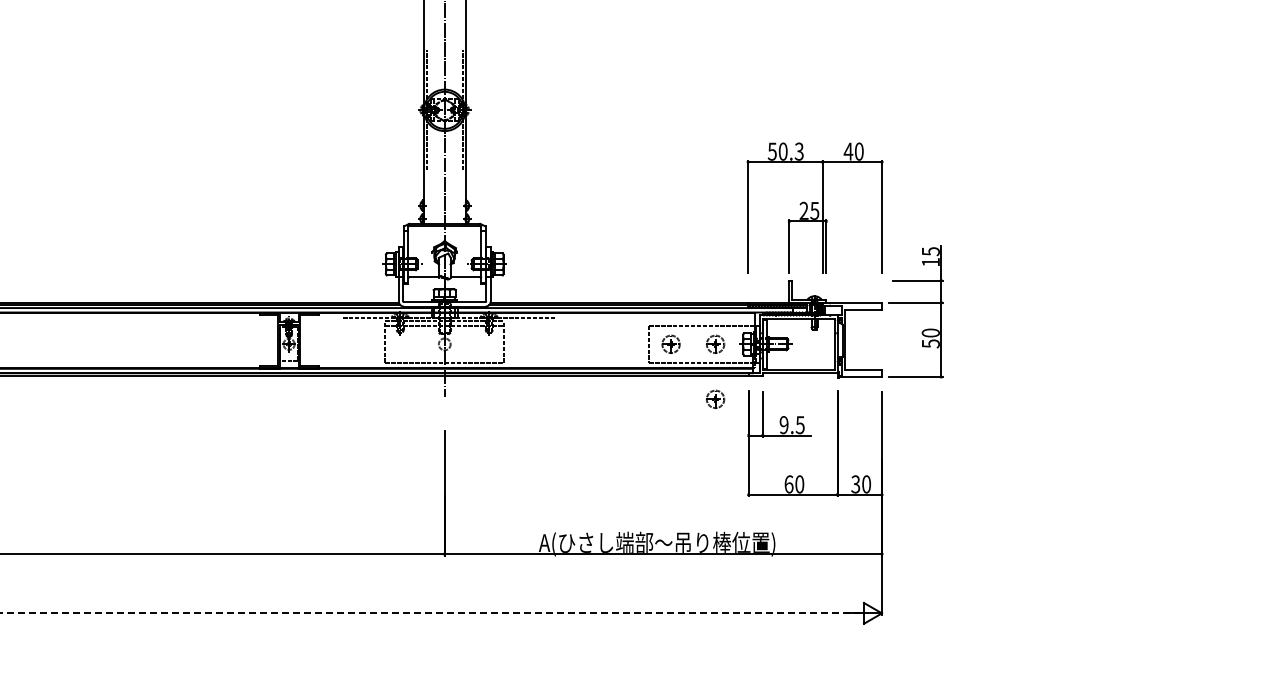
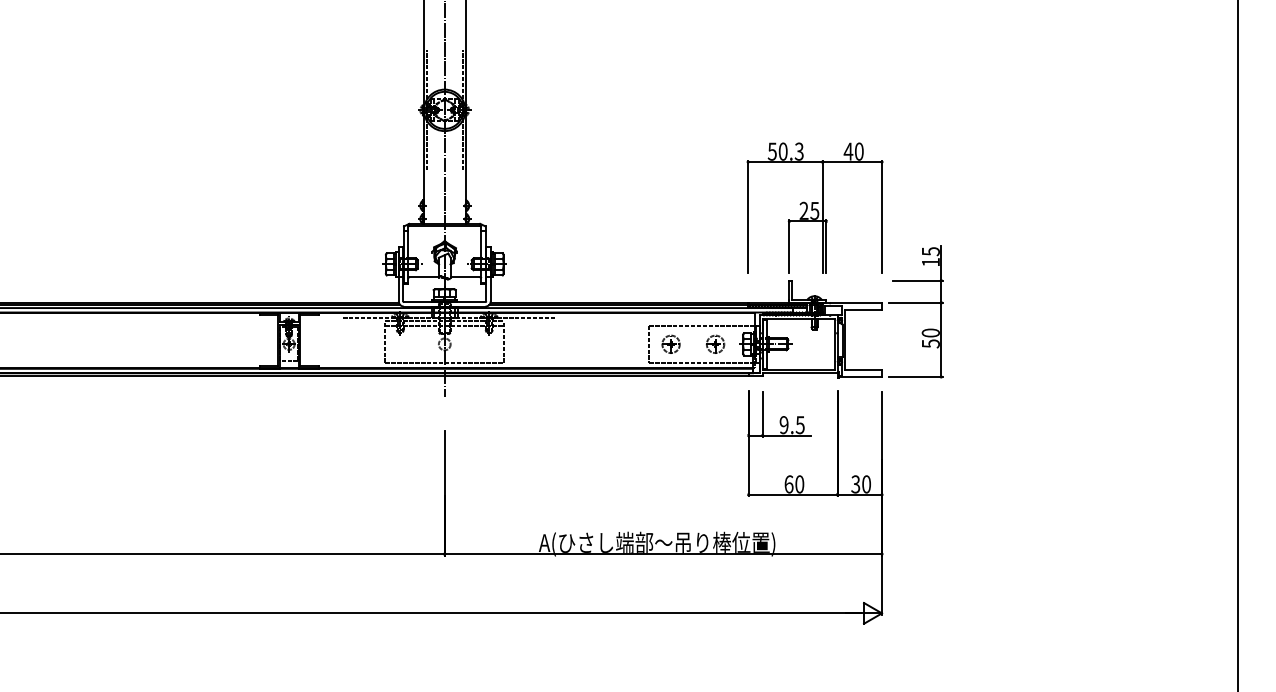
line: none -> present (1237, 345)
part: present -> none (715, 398)
line: dashed -> solid (430, 613)
